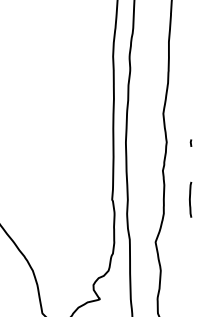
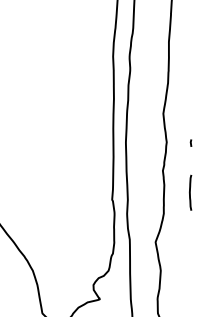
line position: (190, 199) -> (190, 192) (190, 192)
